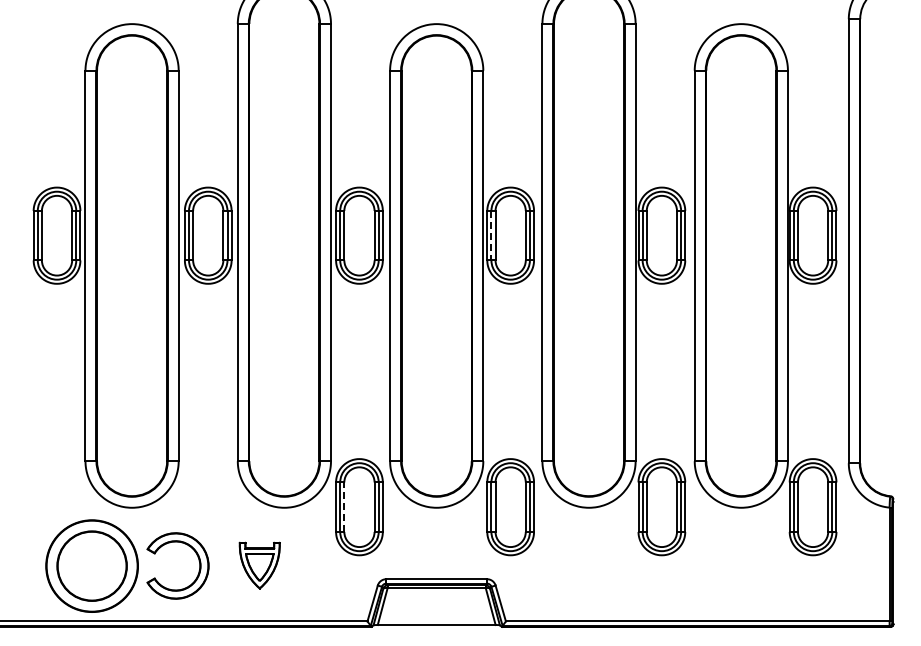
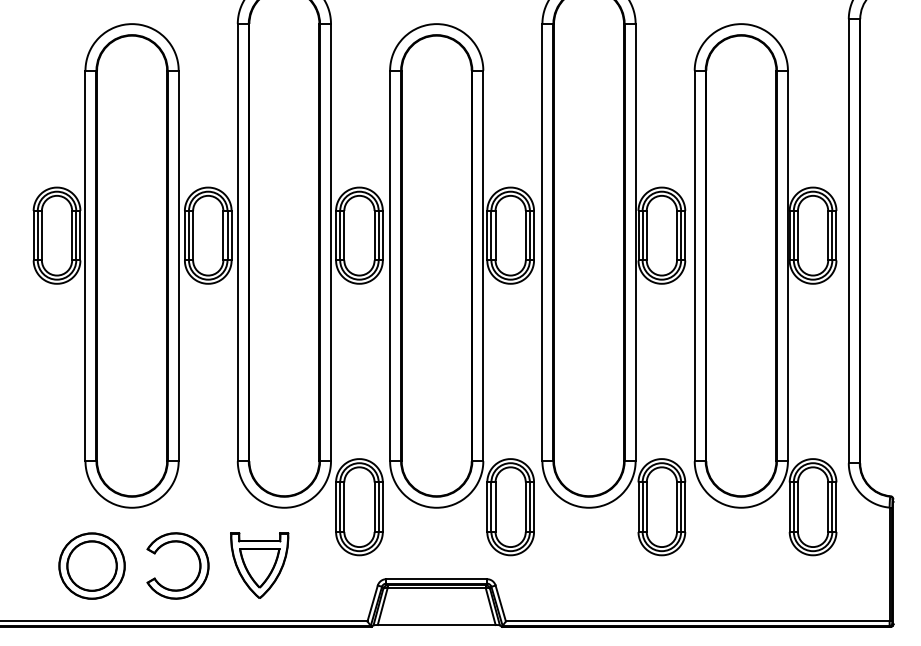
line: dashed -> solid (491, 235)
line: dashed -> solid (344, 507)
part size: 94x94 px -> 68x68 px (91, 565)
part size: 43x49 px -> 60x67 px (259, 565)
